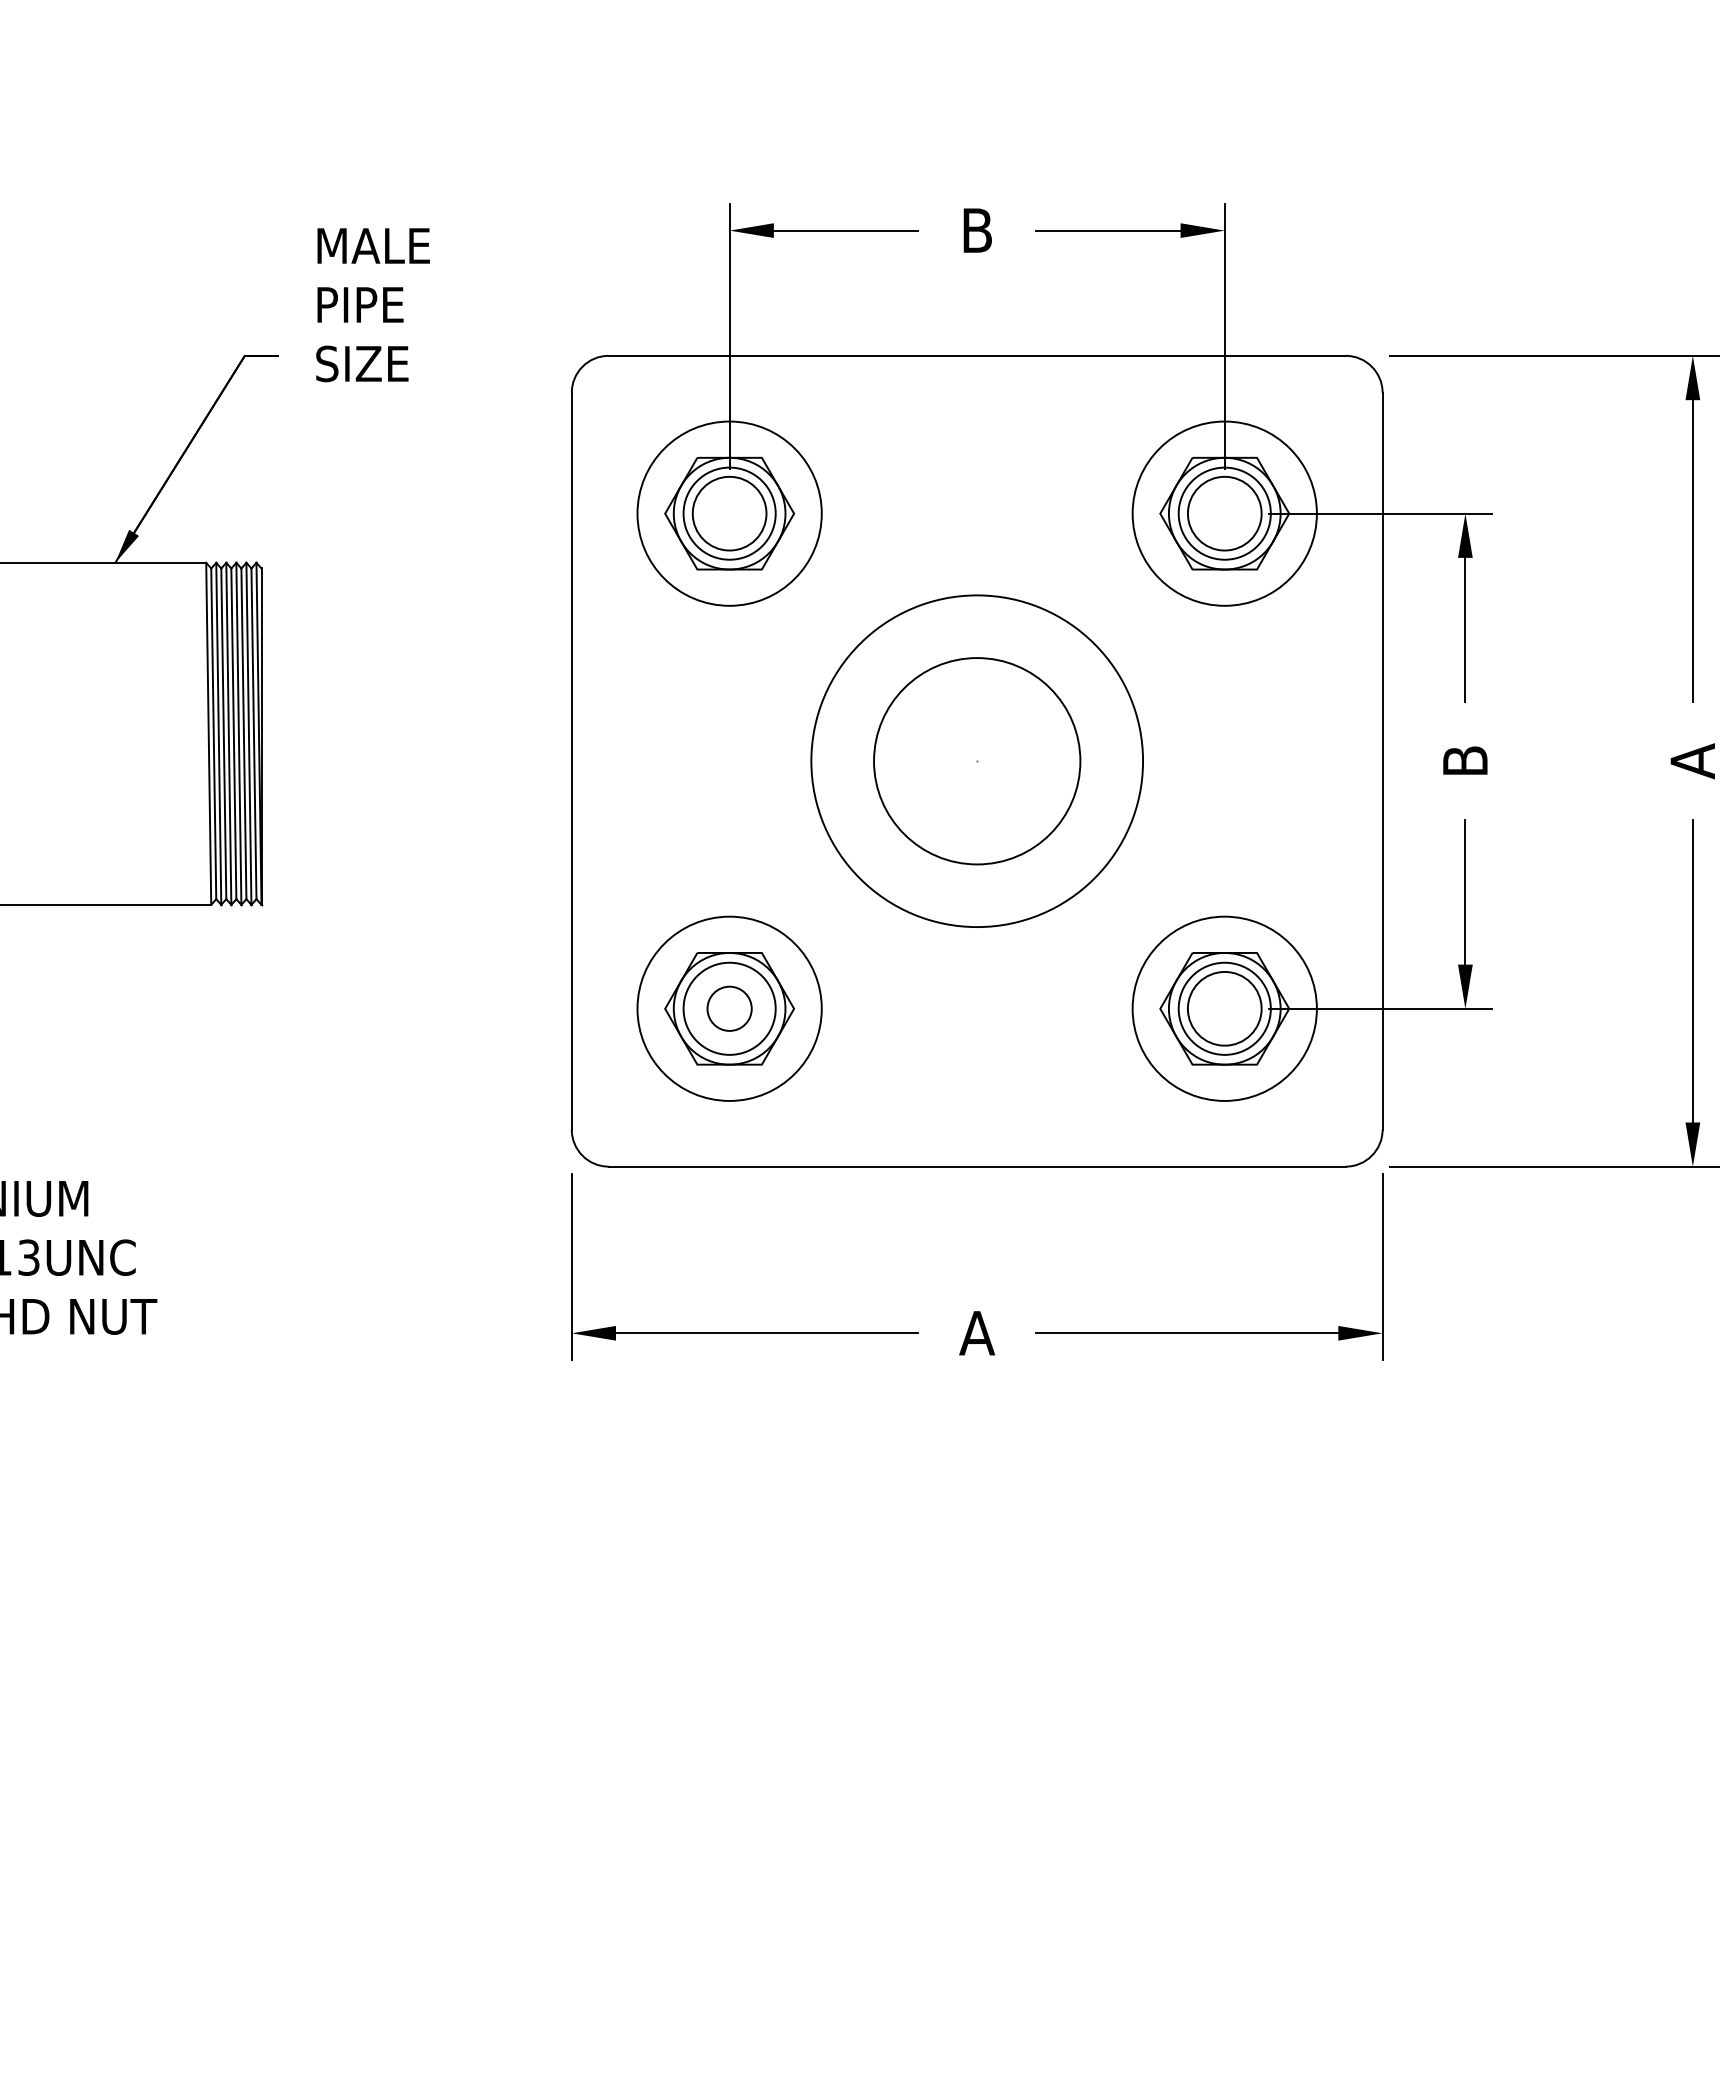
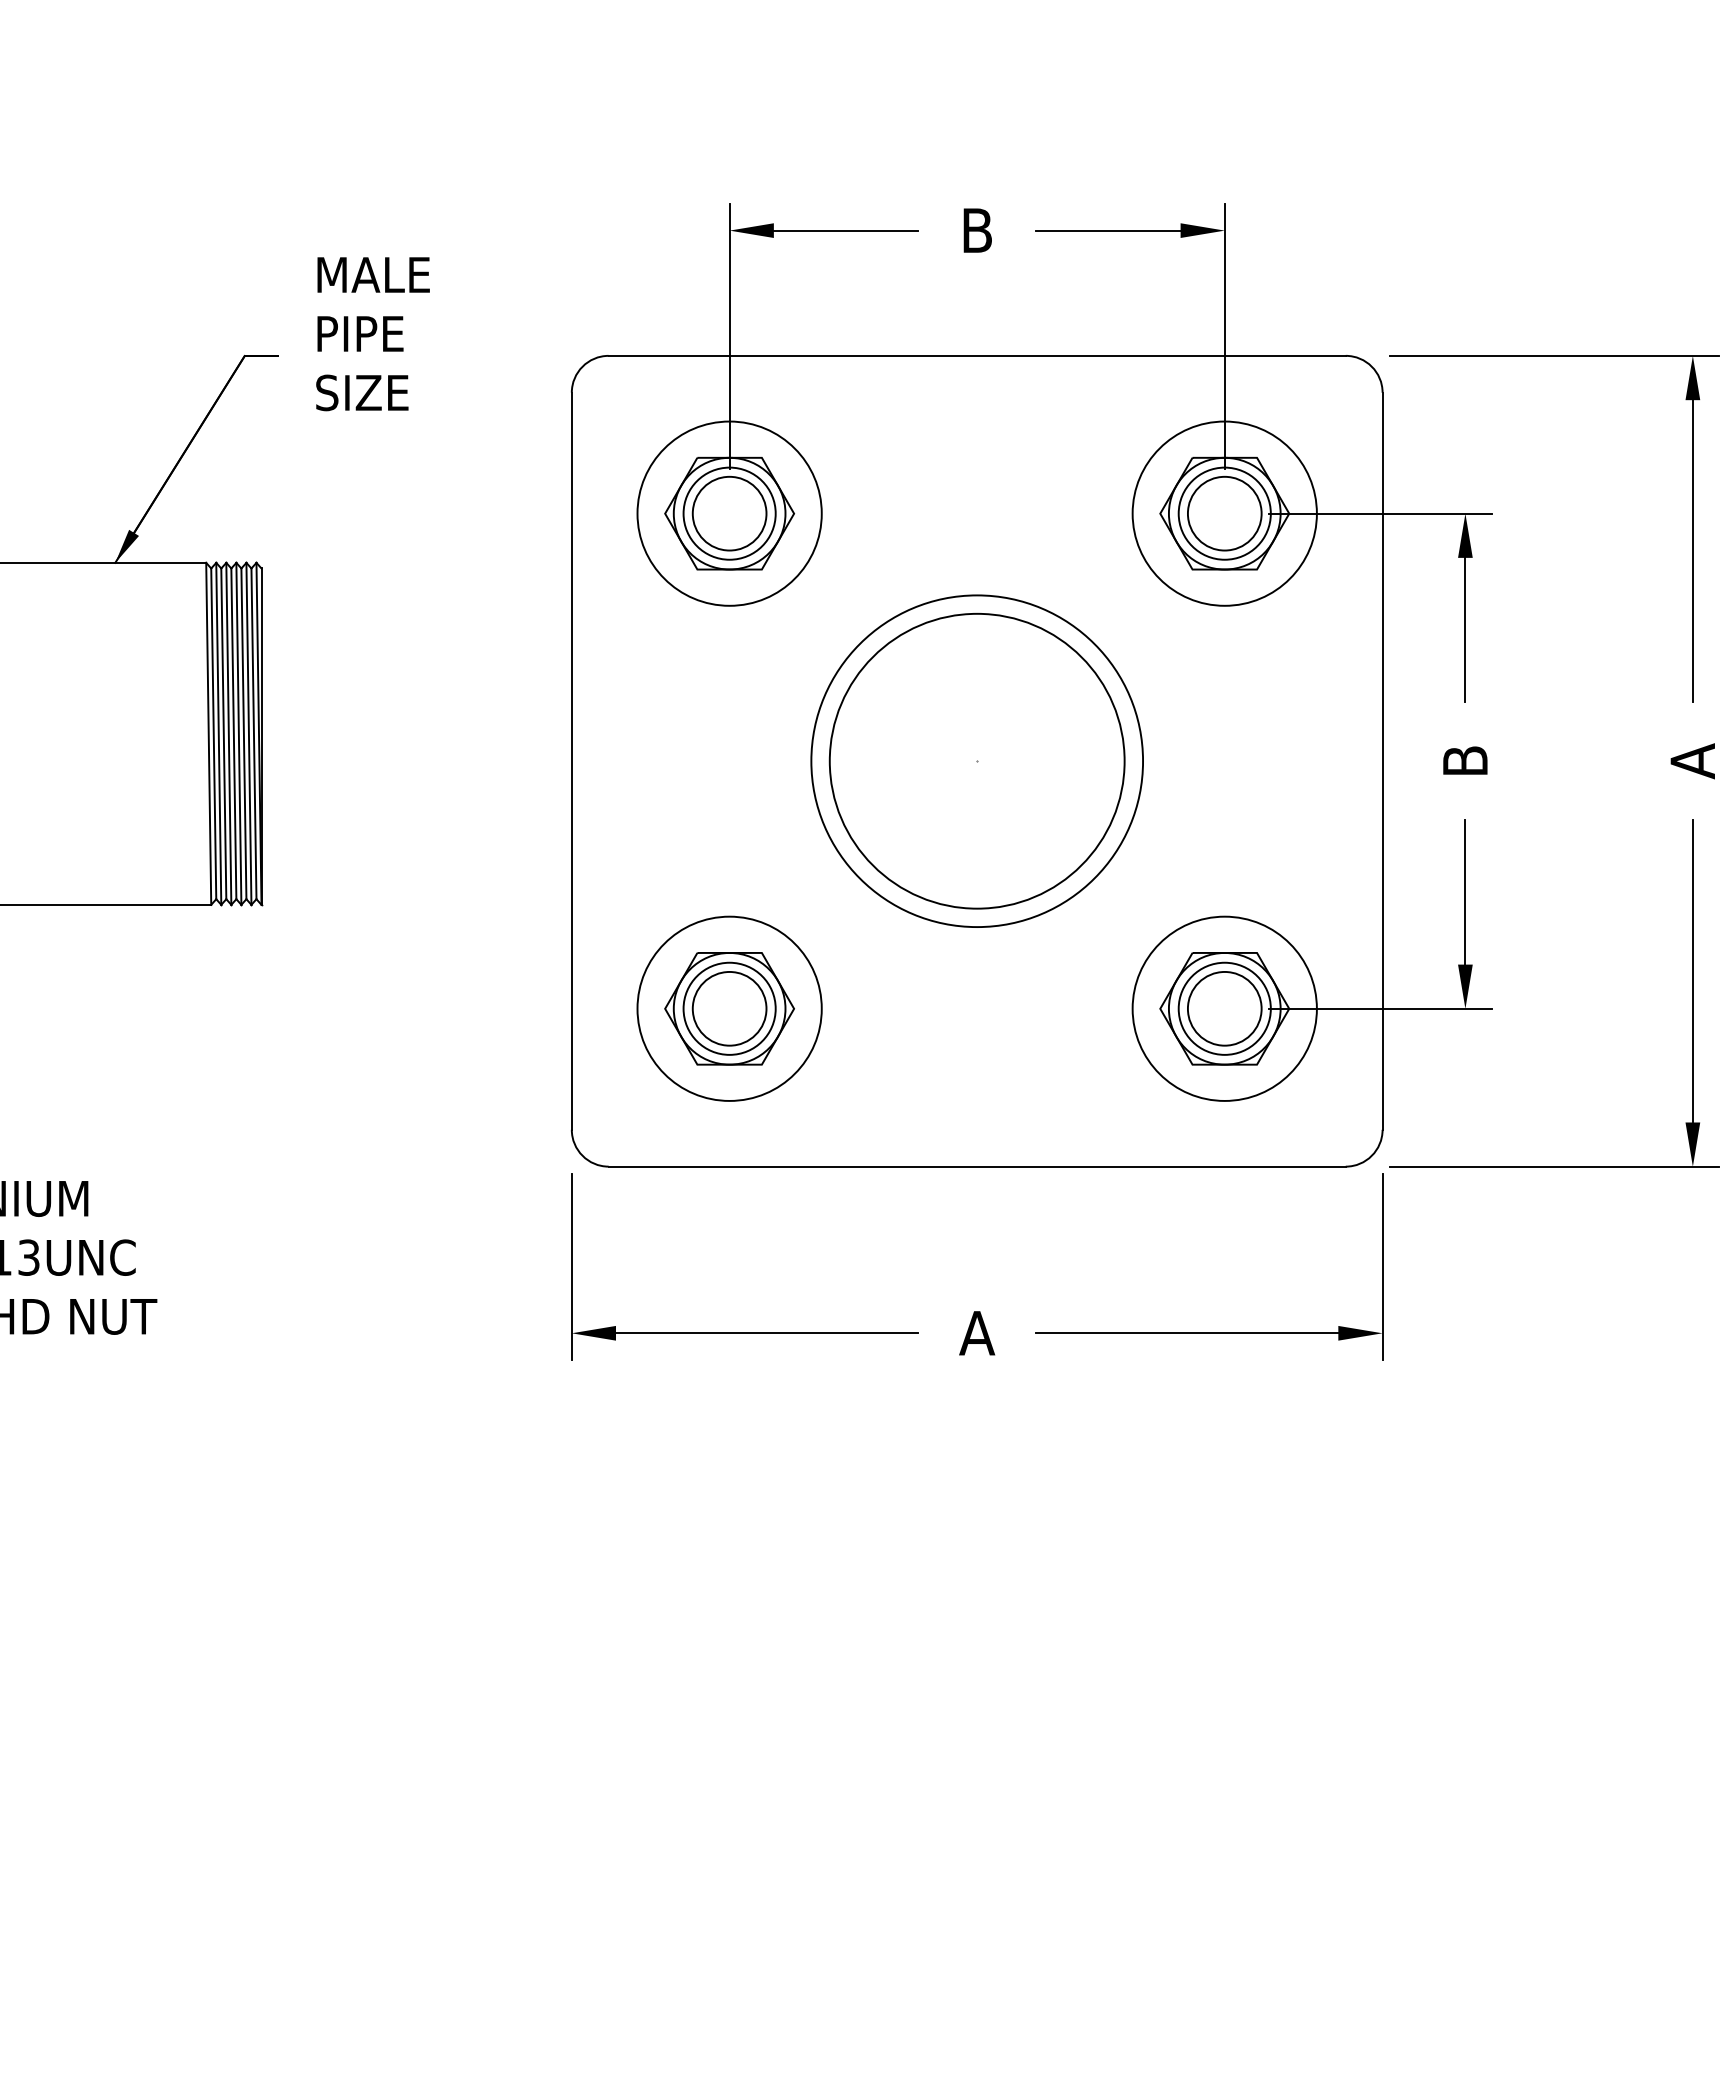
text position: (372, 305) -> (372, 334) (372, 334)
circle diameter: 206 px -> 295 px (976, 760)
circle diameter: 44 px -> 74 px (729, 1008)
